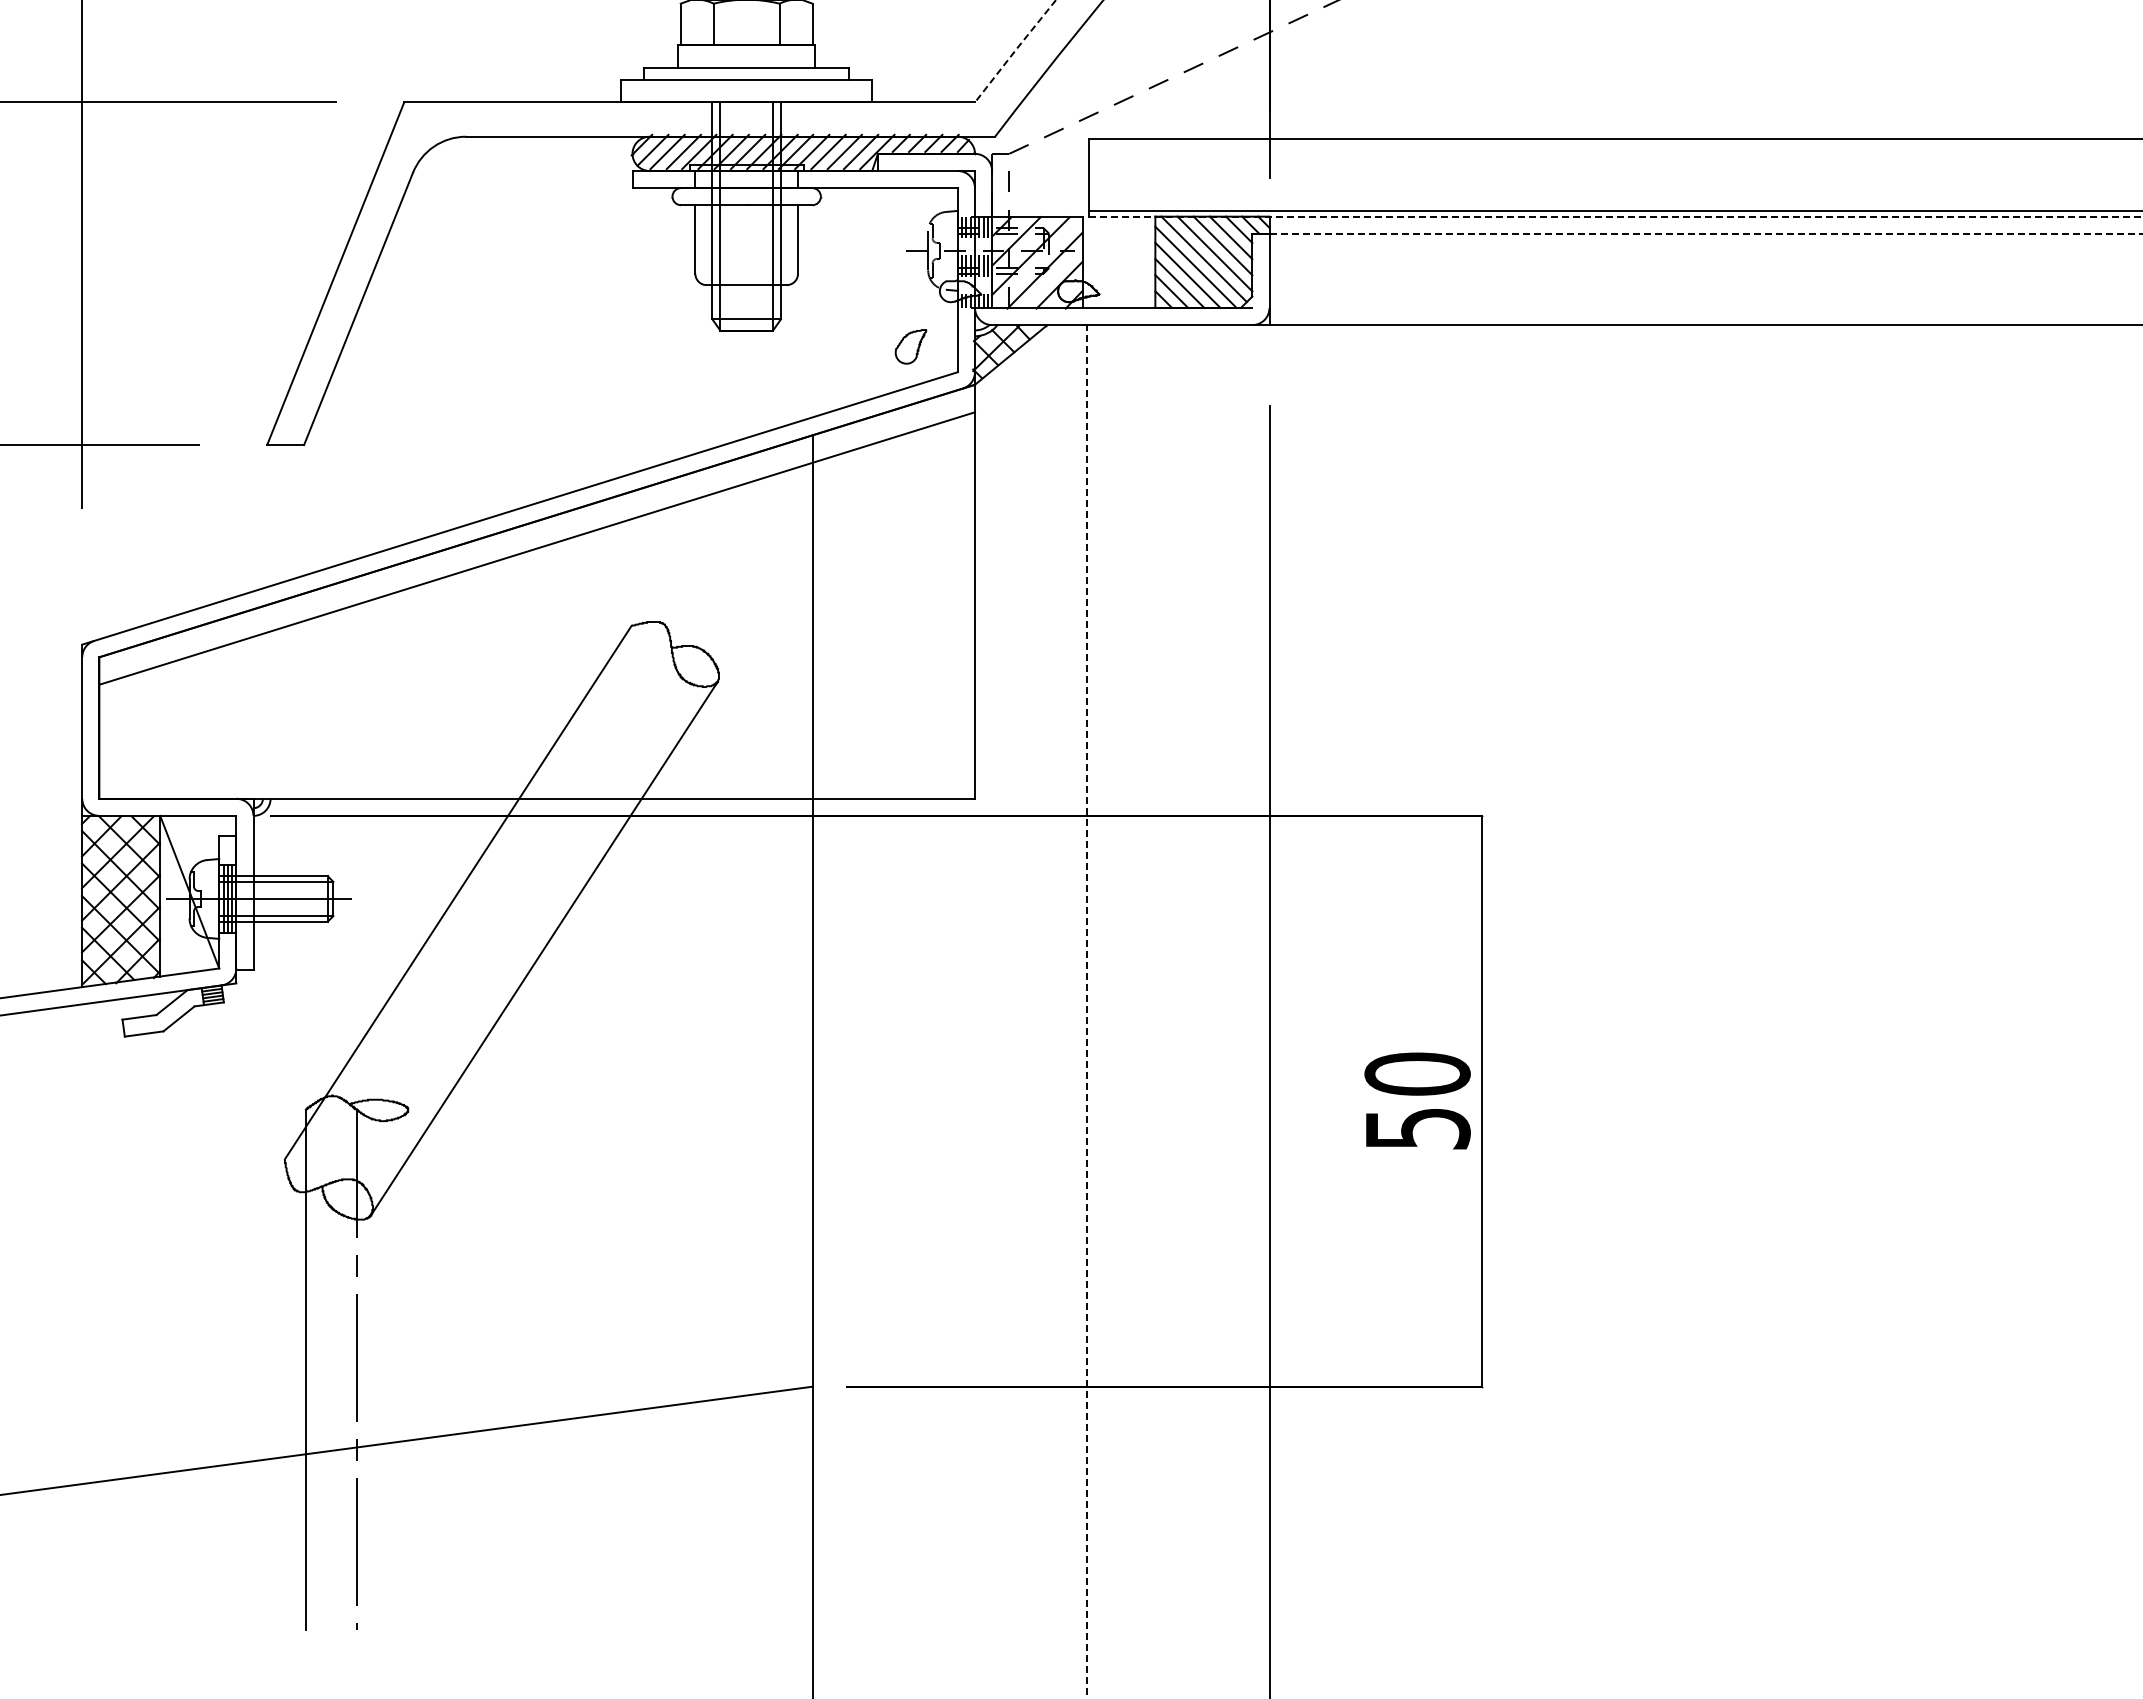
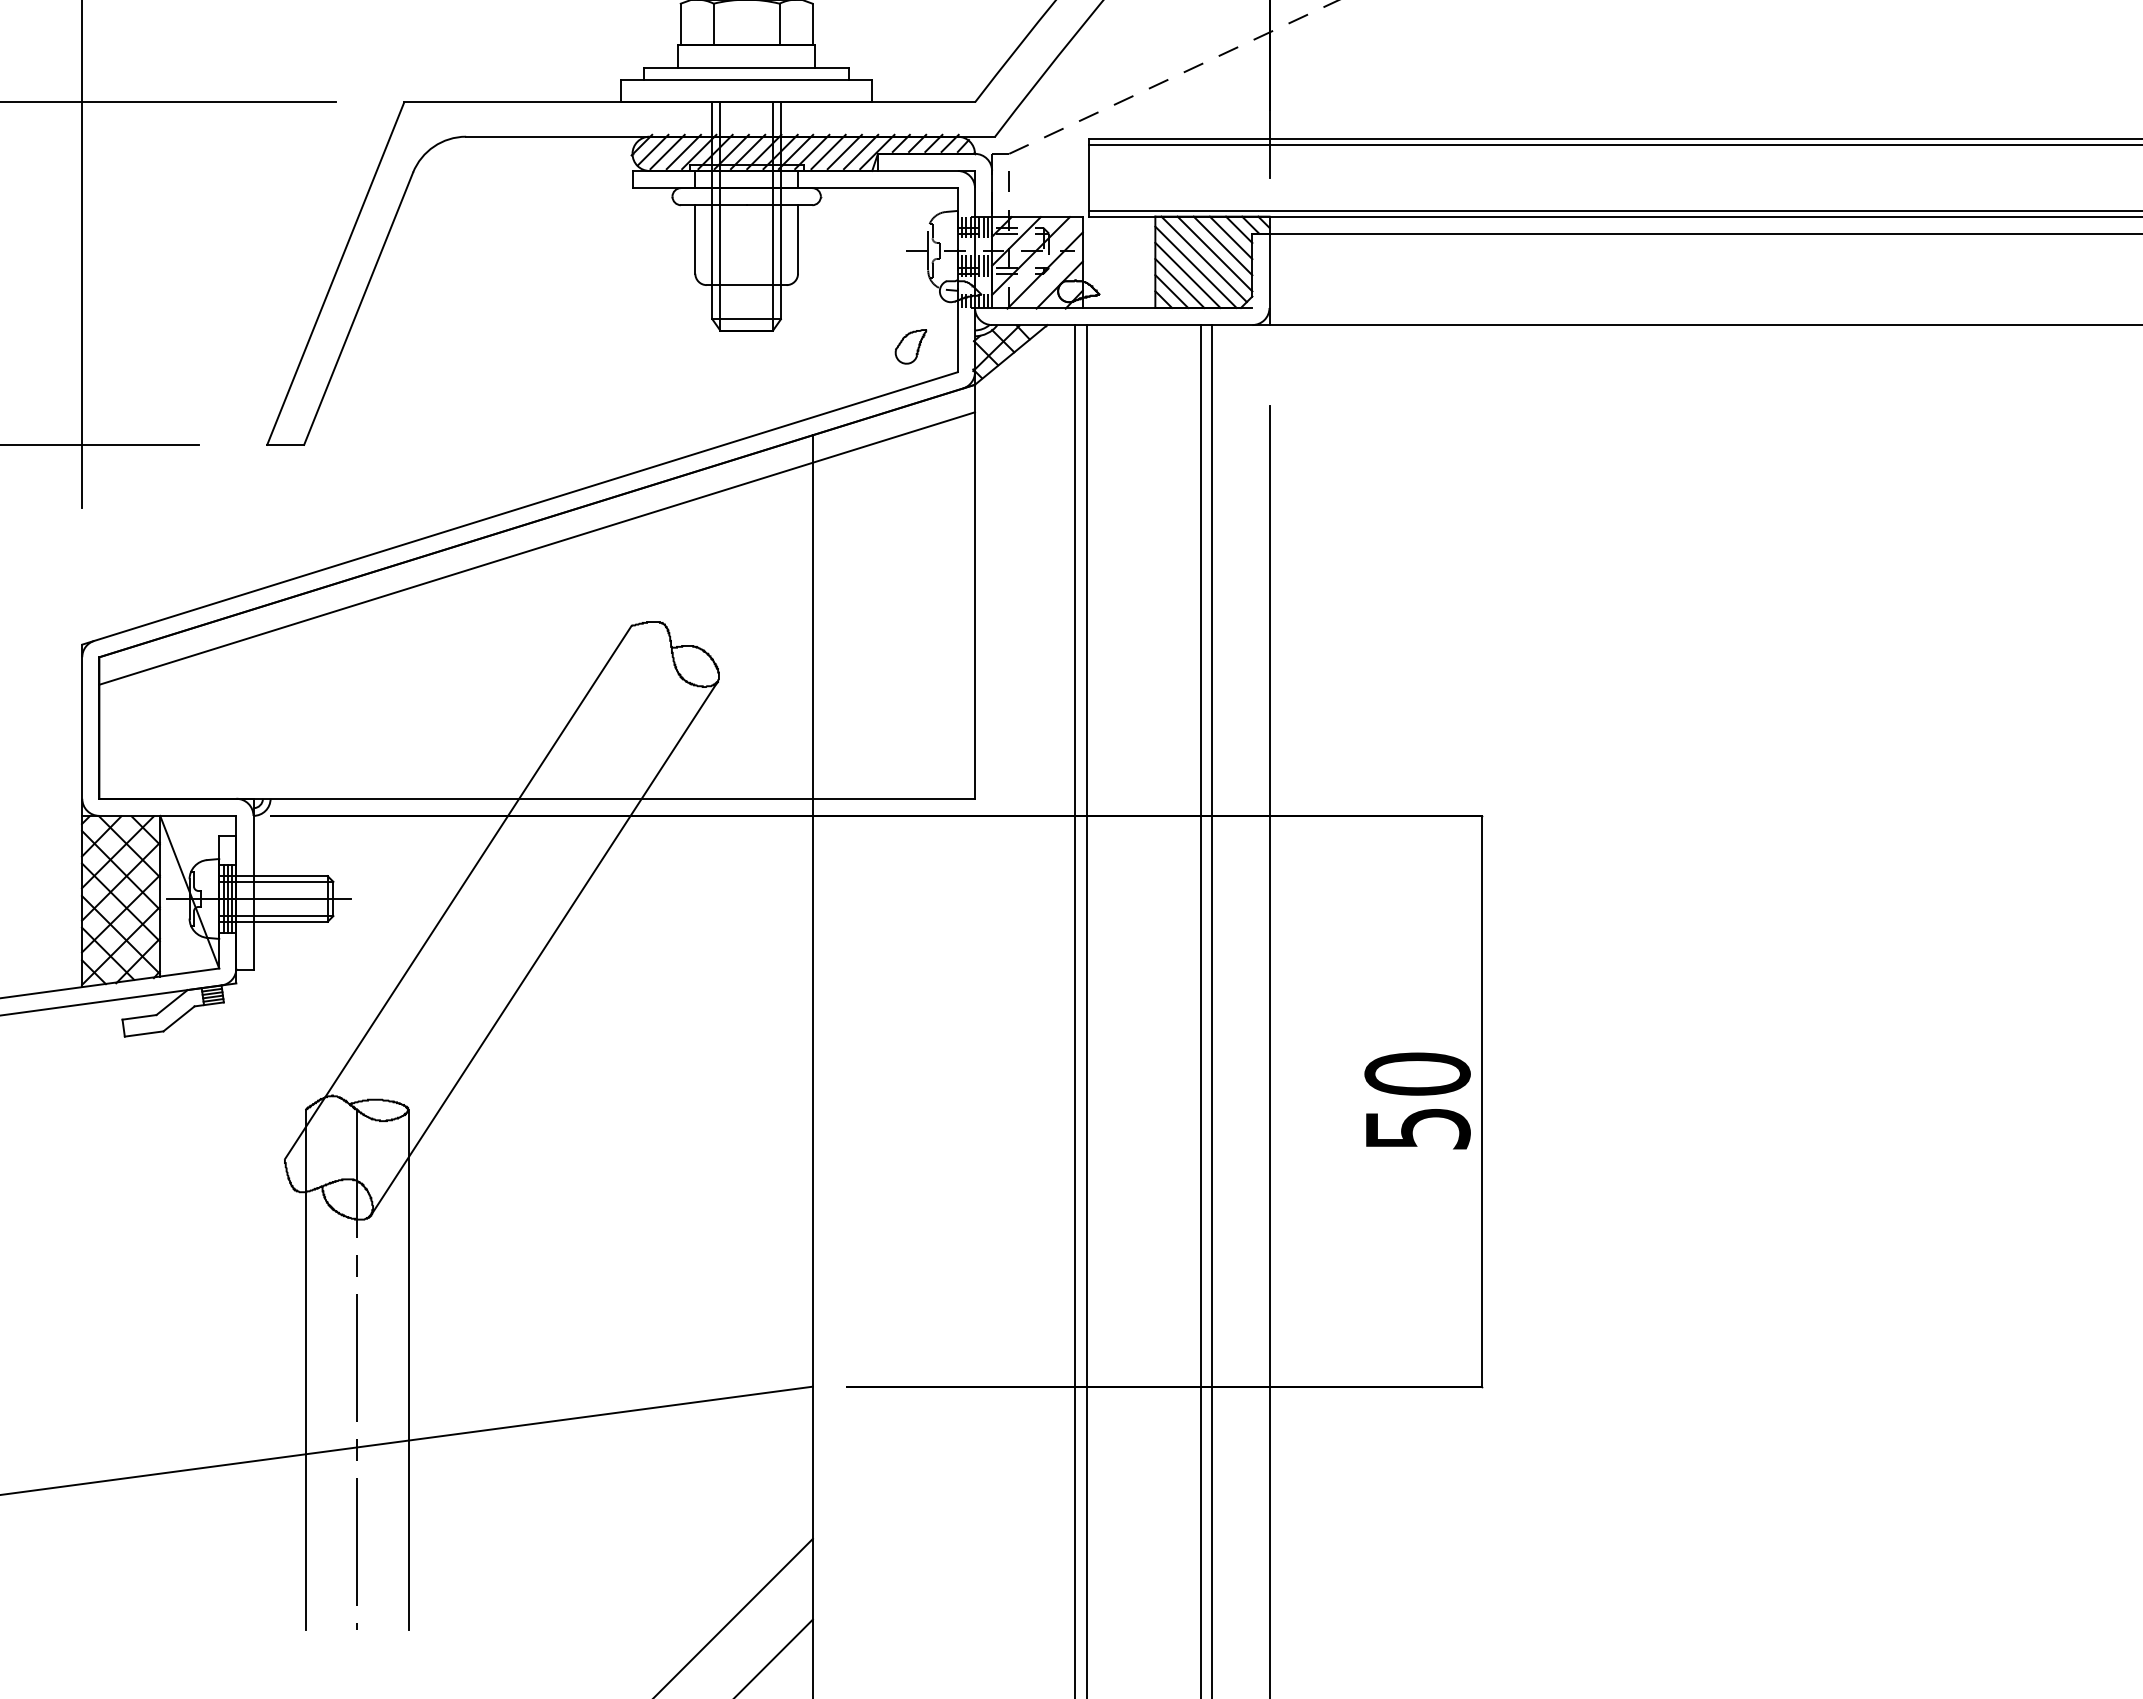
arc: dashed -> solid (1015, 50)
line: none -> present (1614, 144)
line: dashed -> solid (1616, 216)
line: dashed -> solid (1706, 233)
line: none -> present (1075, 1010)
line: none -> present (1201, 1010)
line: none -> present (1212, 1010)
line: dashed -> solid (1086, 1012)
line: none -> present (408, 1369)
line: none -> present (734, 1616)
line: none -> present (774, 1657)
